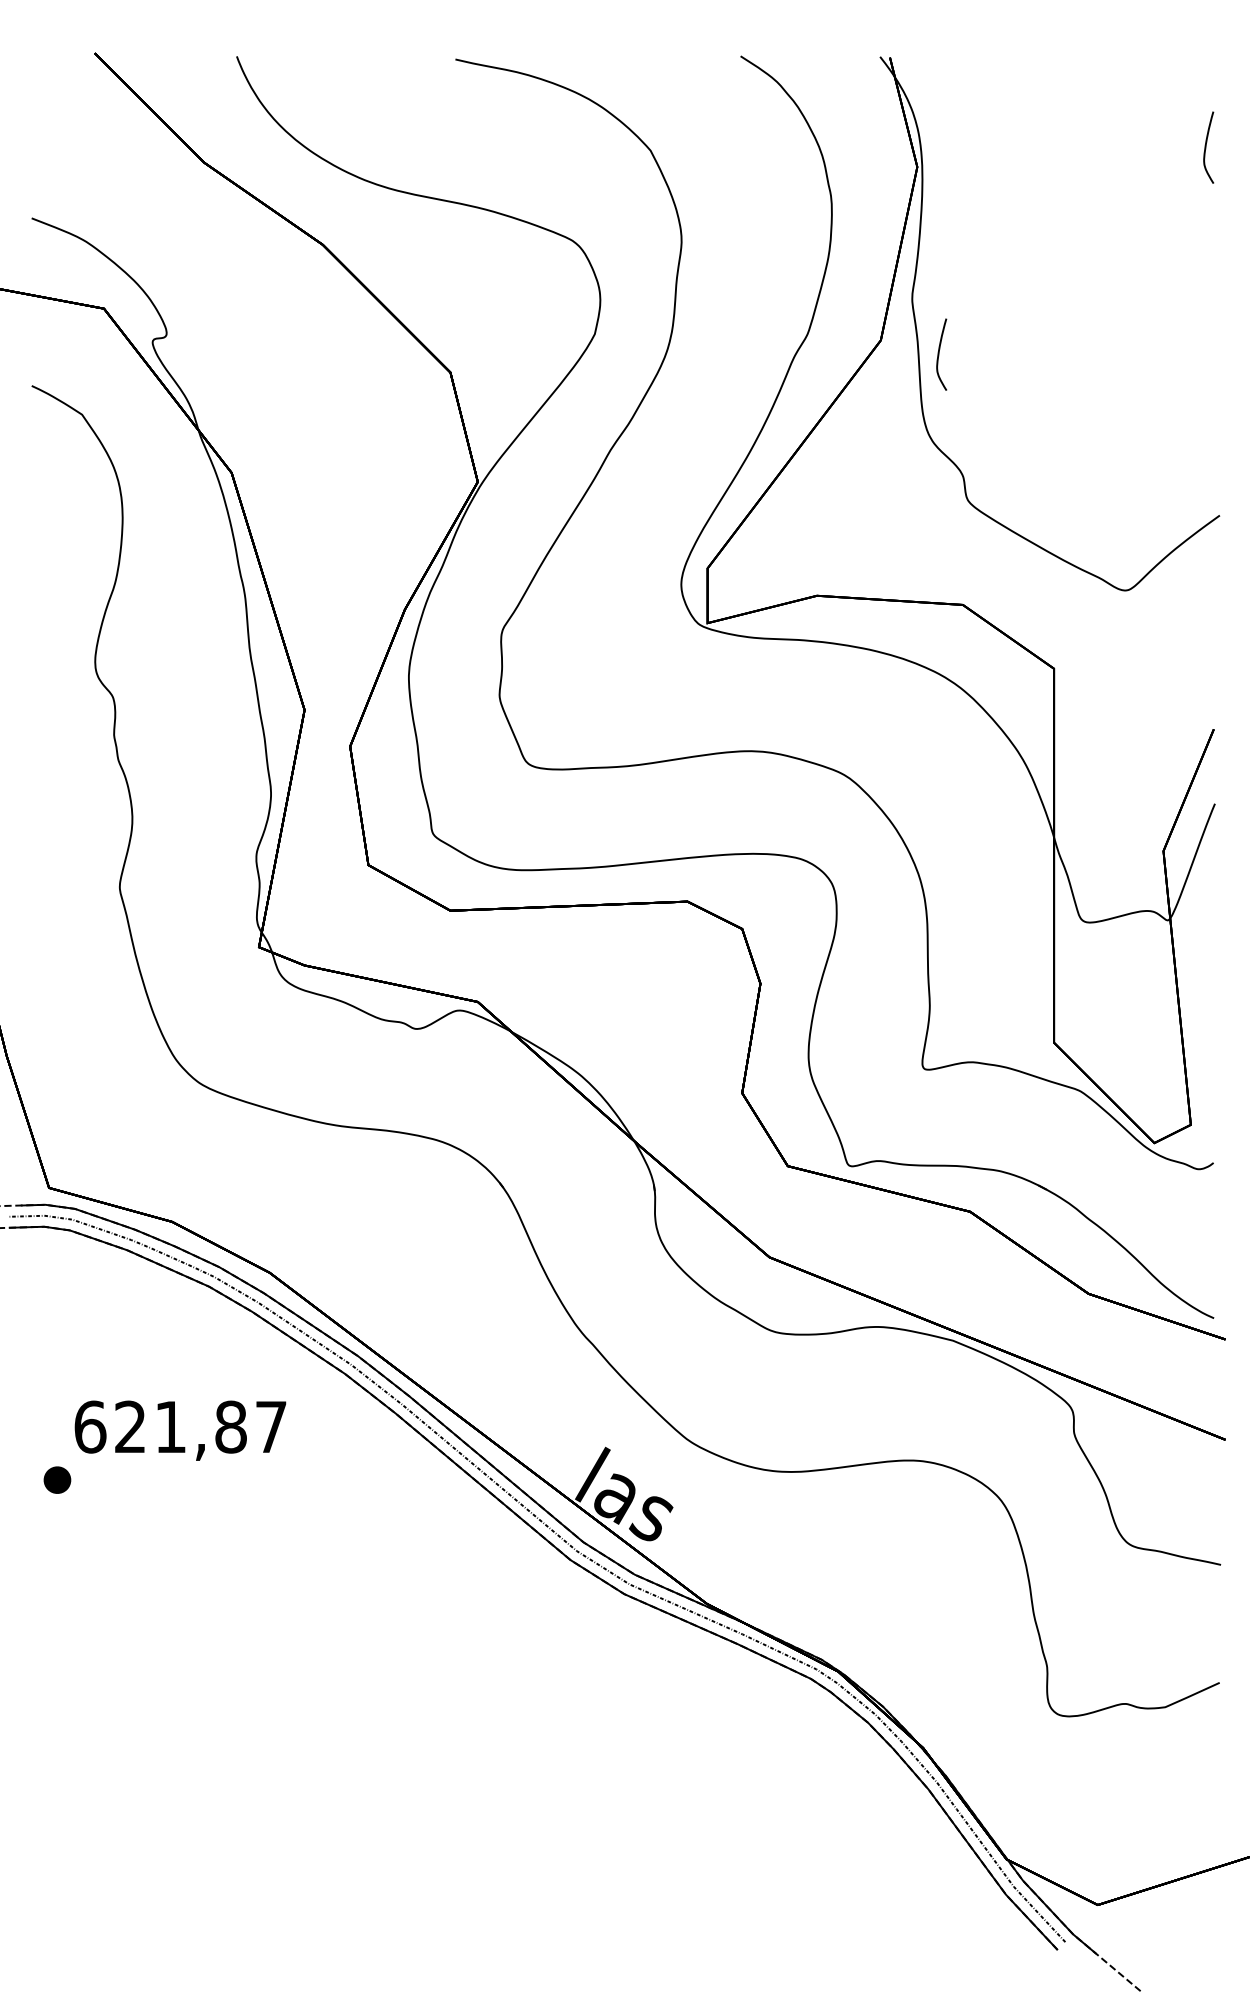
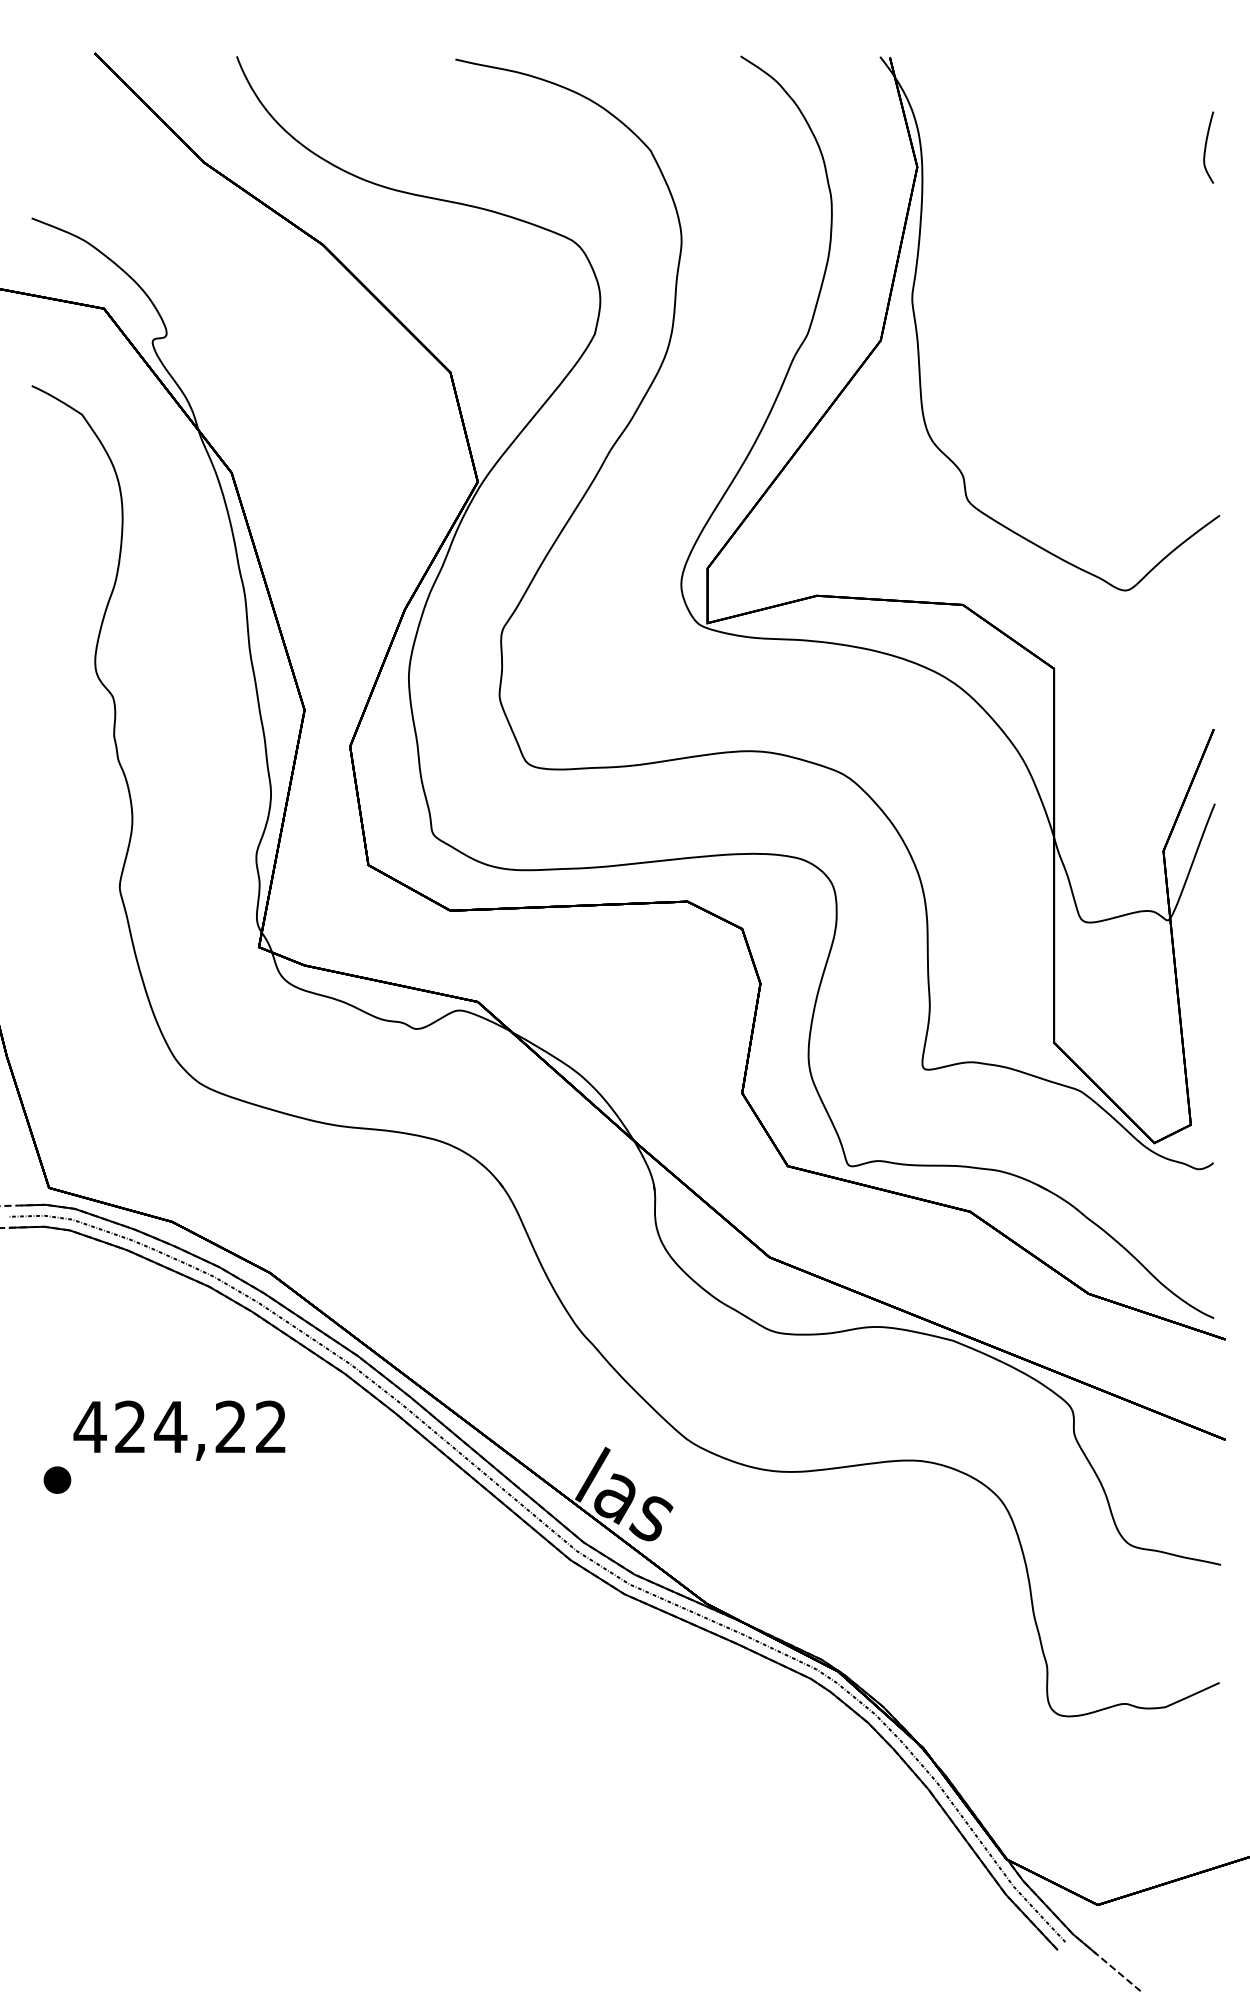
part: present -> none (941, 354)
text: 621,87 -> 424,22 (179, 1426)
